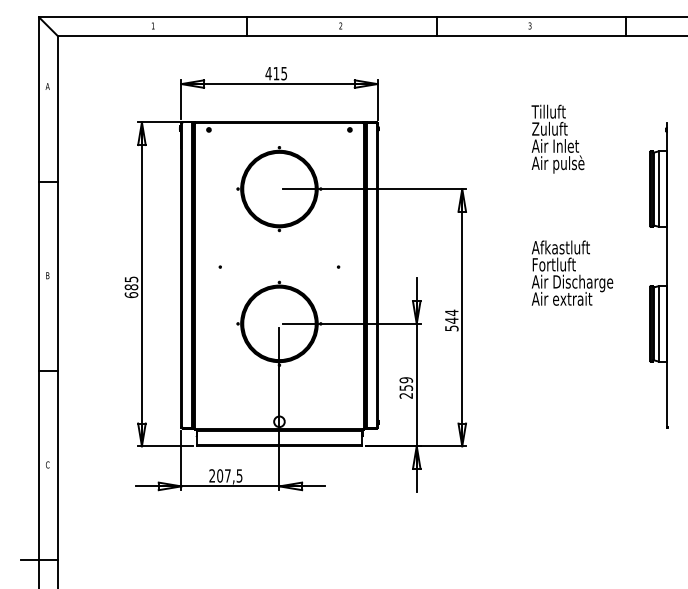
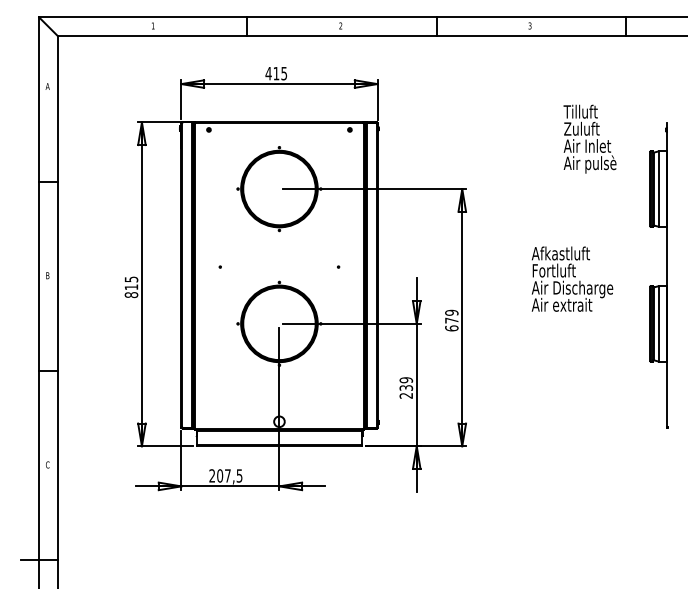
text position: (557, 138) -> (589, 138) (589, 138)
text position: (572, 272) -> (572, 278) (572, 278)
text: 685 -> 815 (131, 291)
text: 544 -> 679 (451, 320)
text: 259 -> 239 (405, 387)
